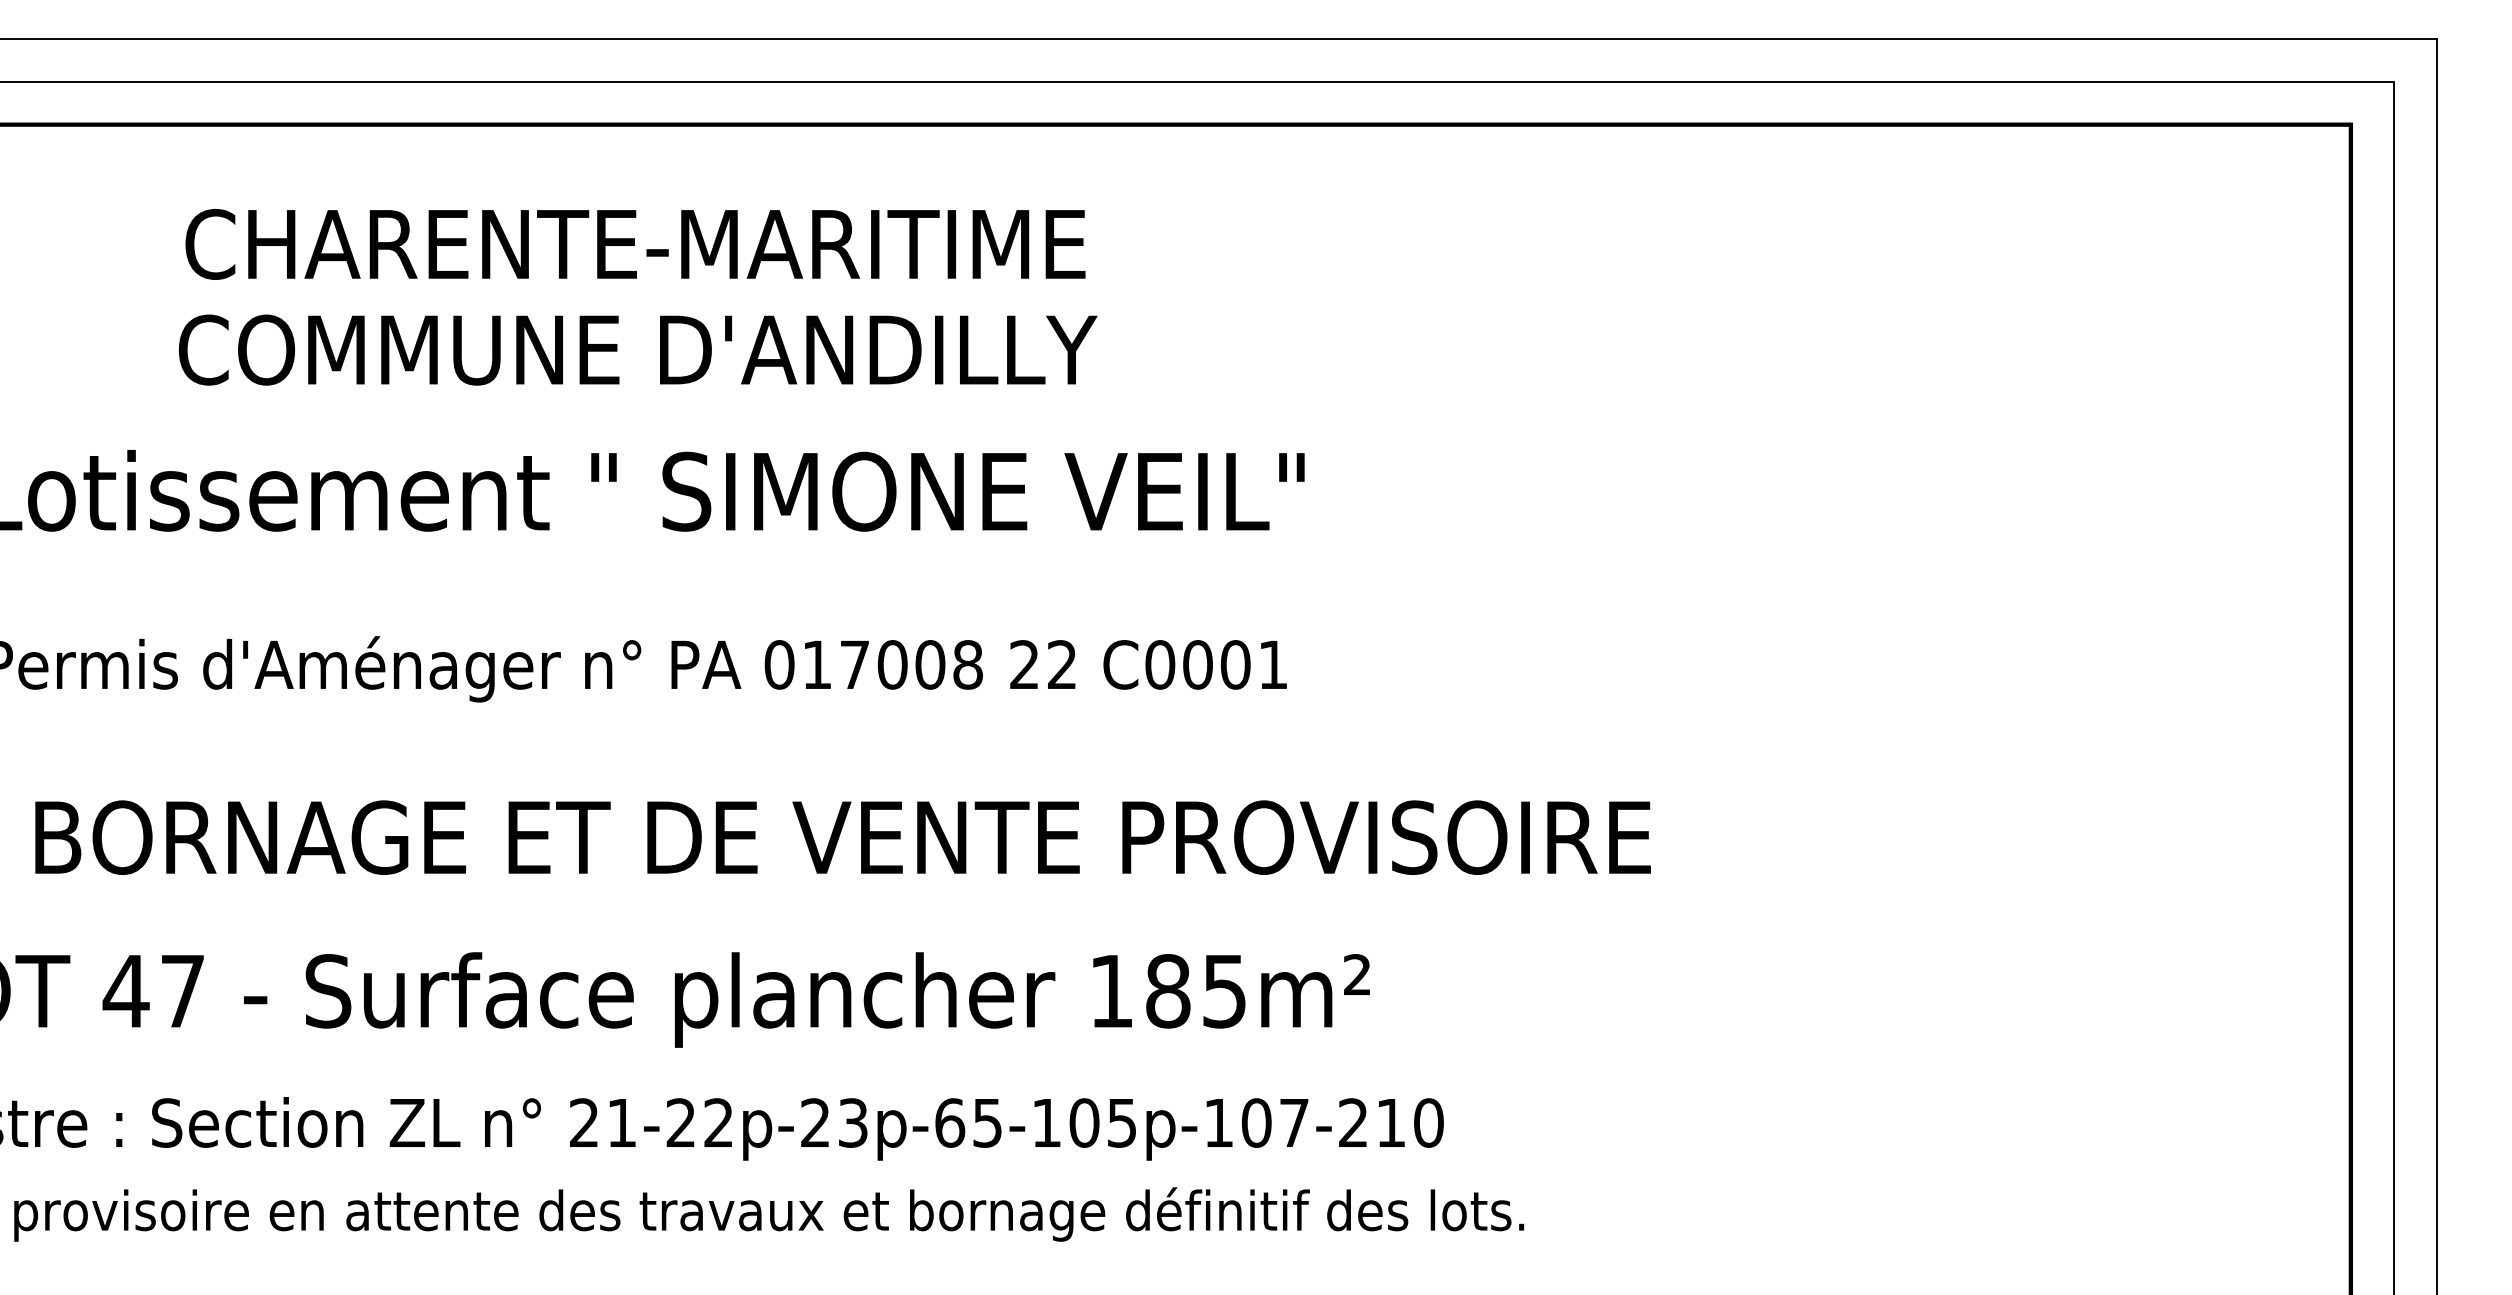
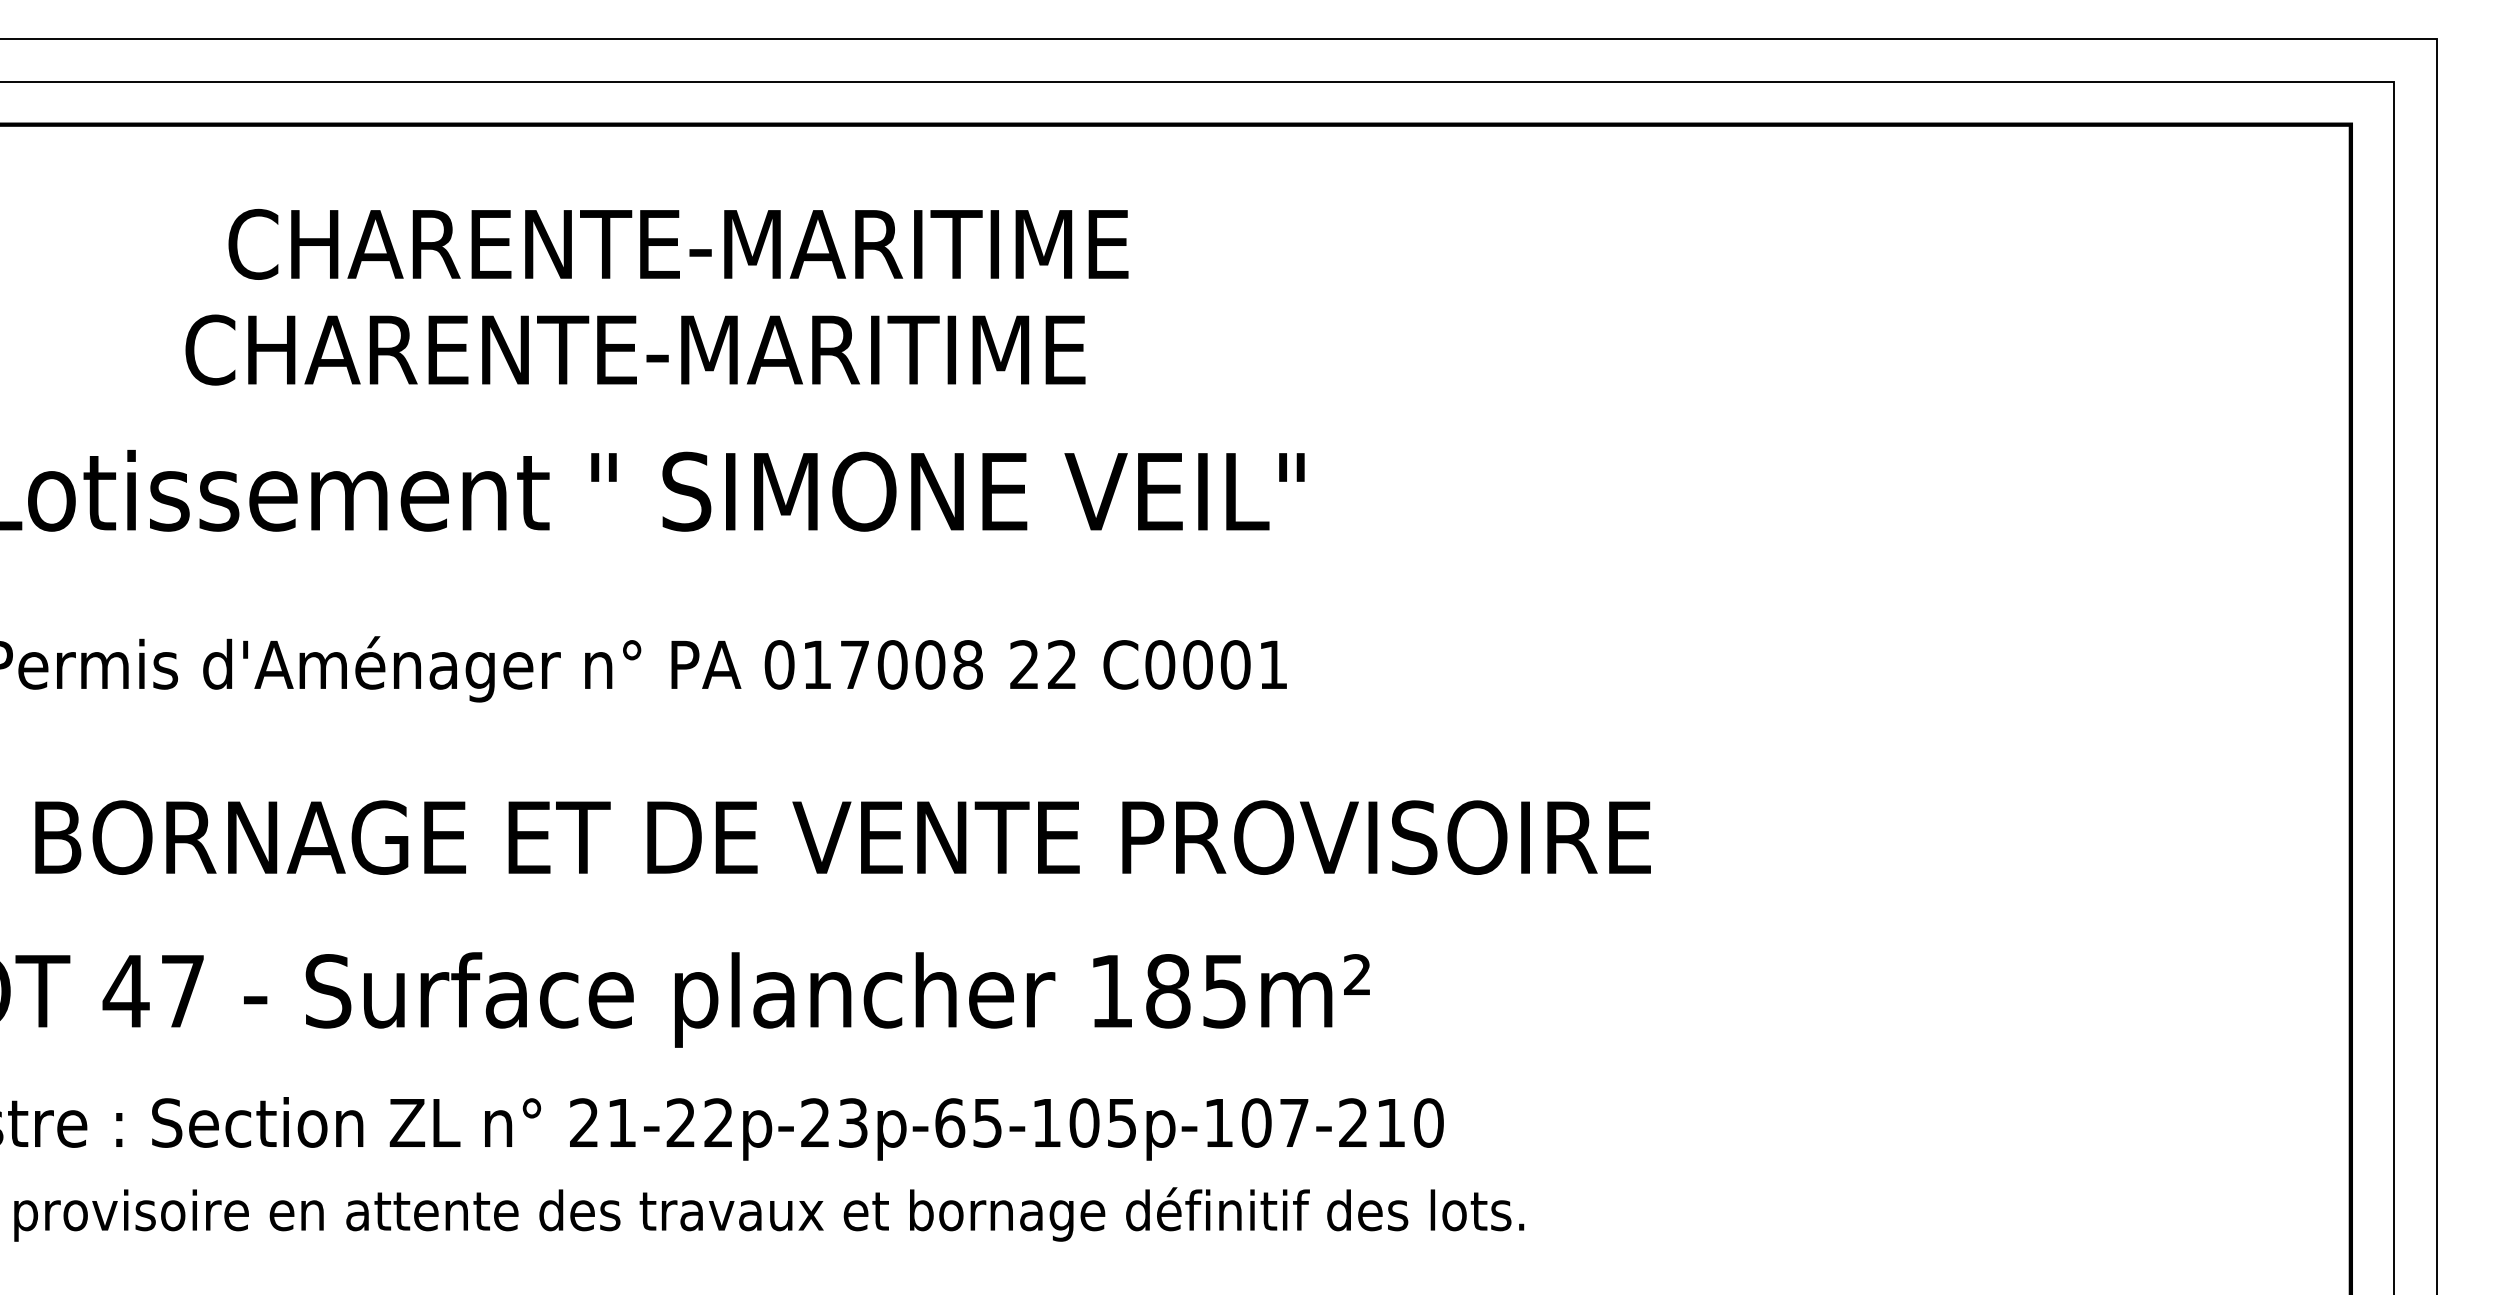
text position: (635, 244) -> (678, 244) (678, 244)
text: COMMUNE D'ANDILLY -> CHARENTE-MARITIME (637, 349)
